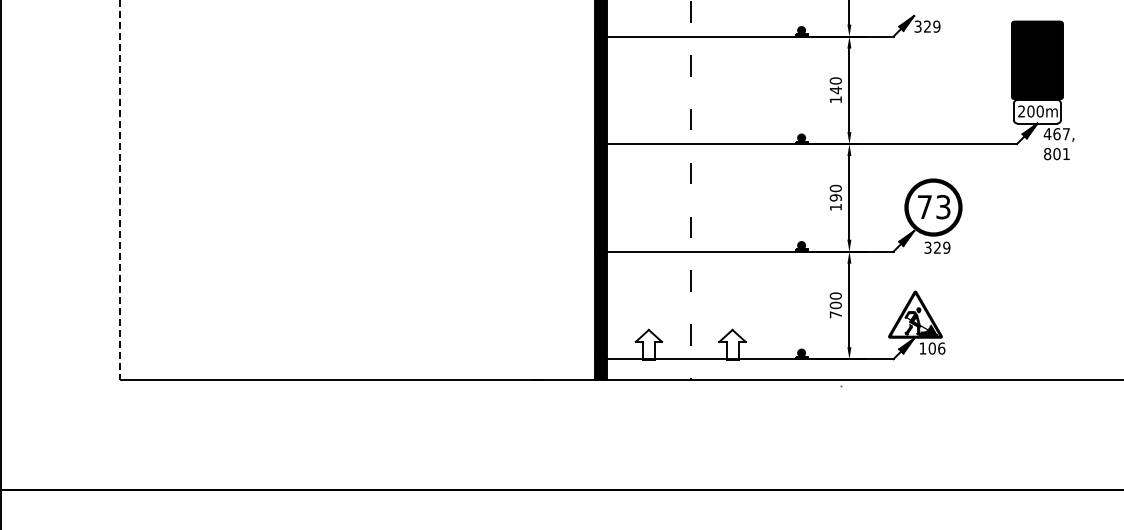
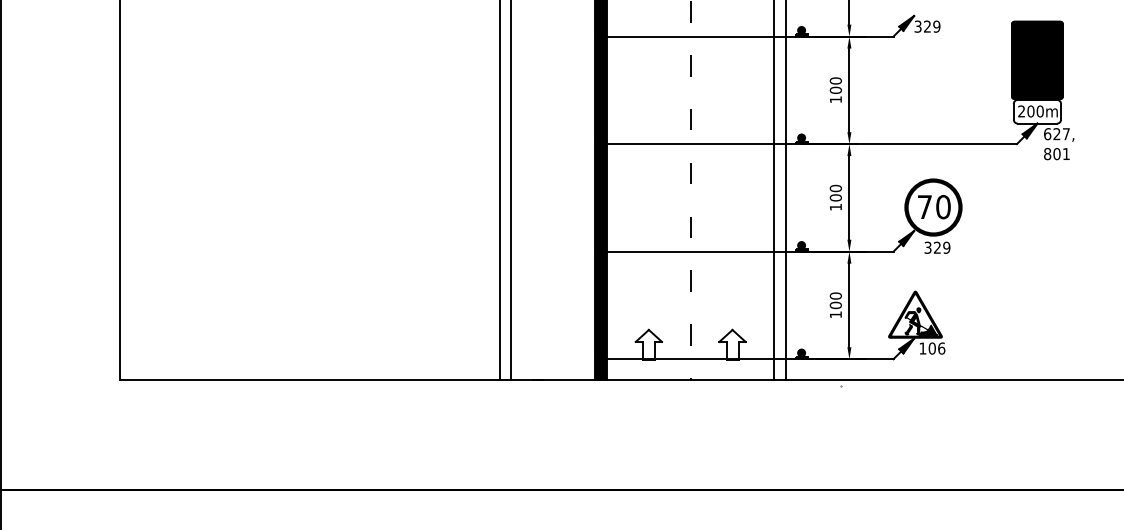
text: 140 -> 100 (835, 90)
text: 467, -> 627, (1051, 134)
line: dashed -> solid (120, 190)
line: none -> present (499, 191)
line: none -> present (511, 191)
line: none -> present (774, 191)
line: none -> present (786, 191)
text: 190 -> 100 (835, 197)
text: 73 -> 70 (943, 207)
text: 700 -> 100 (835, 314)
